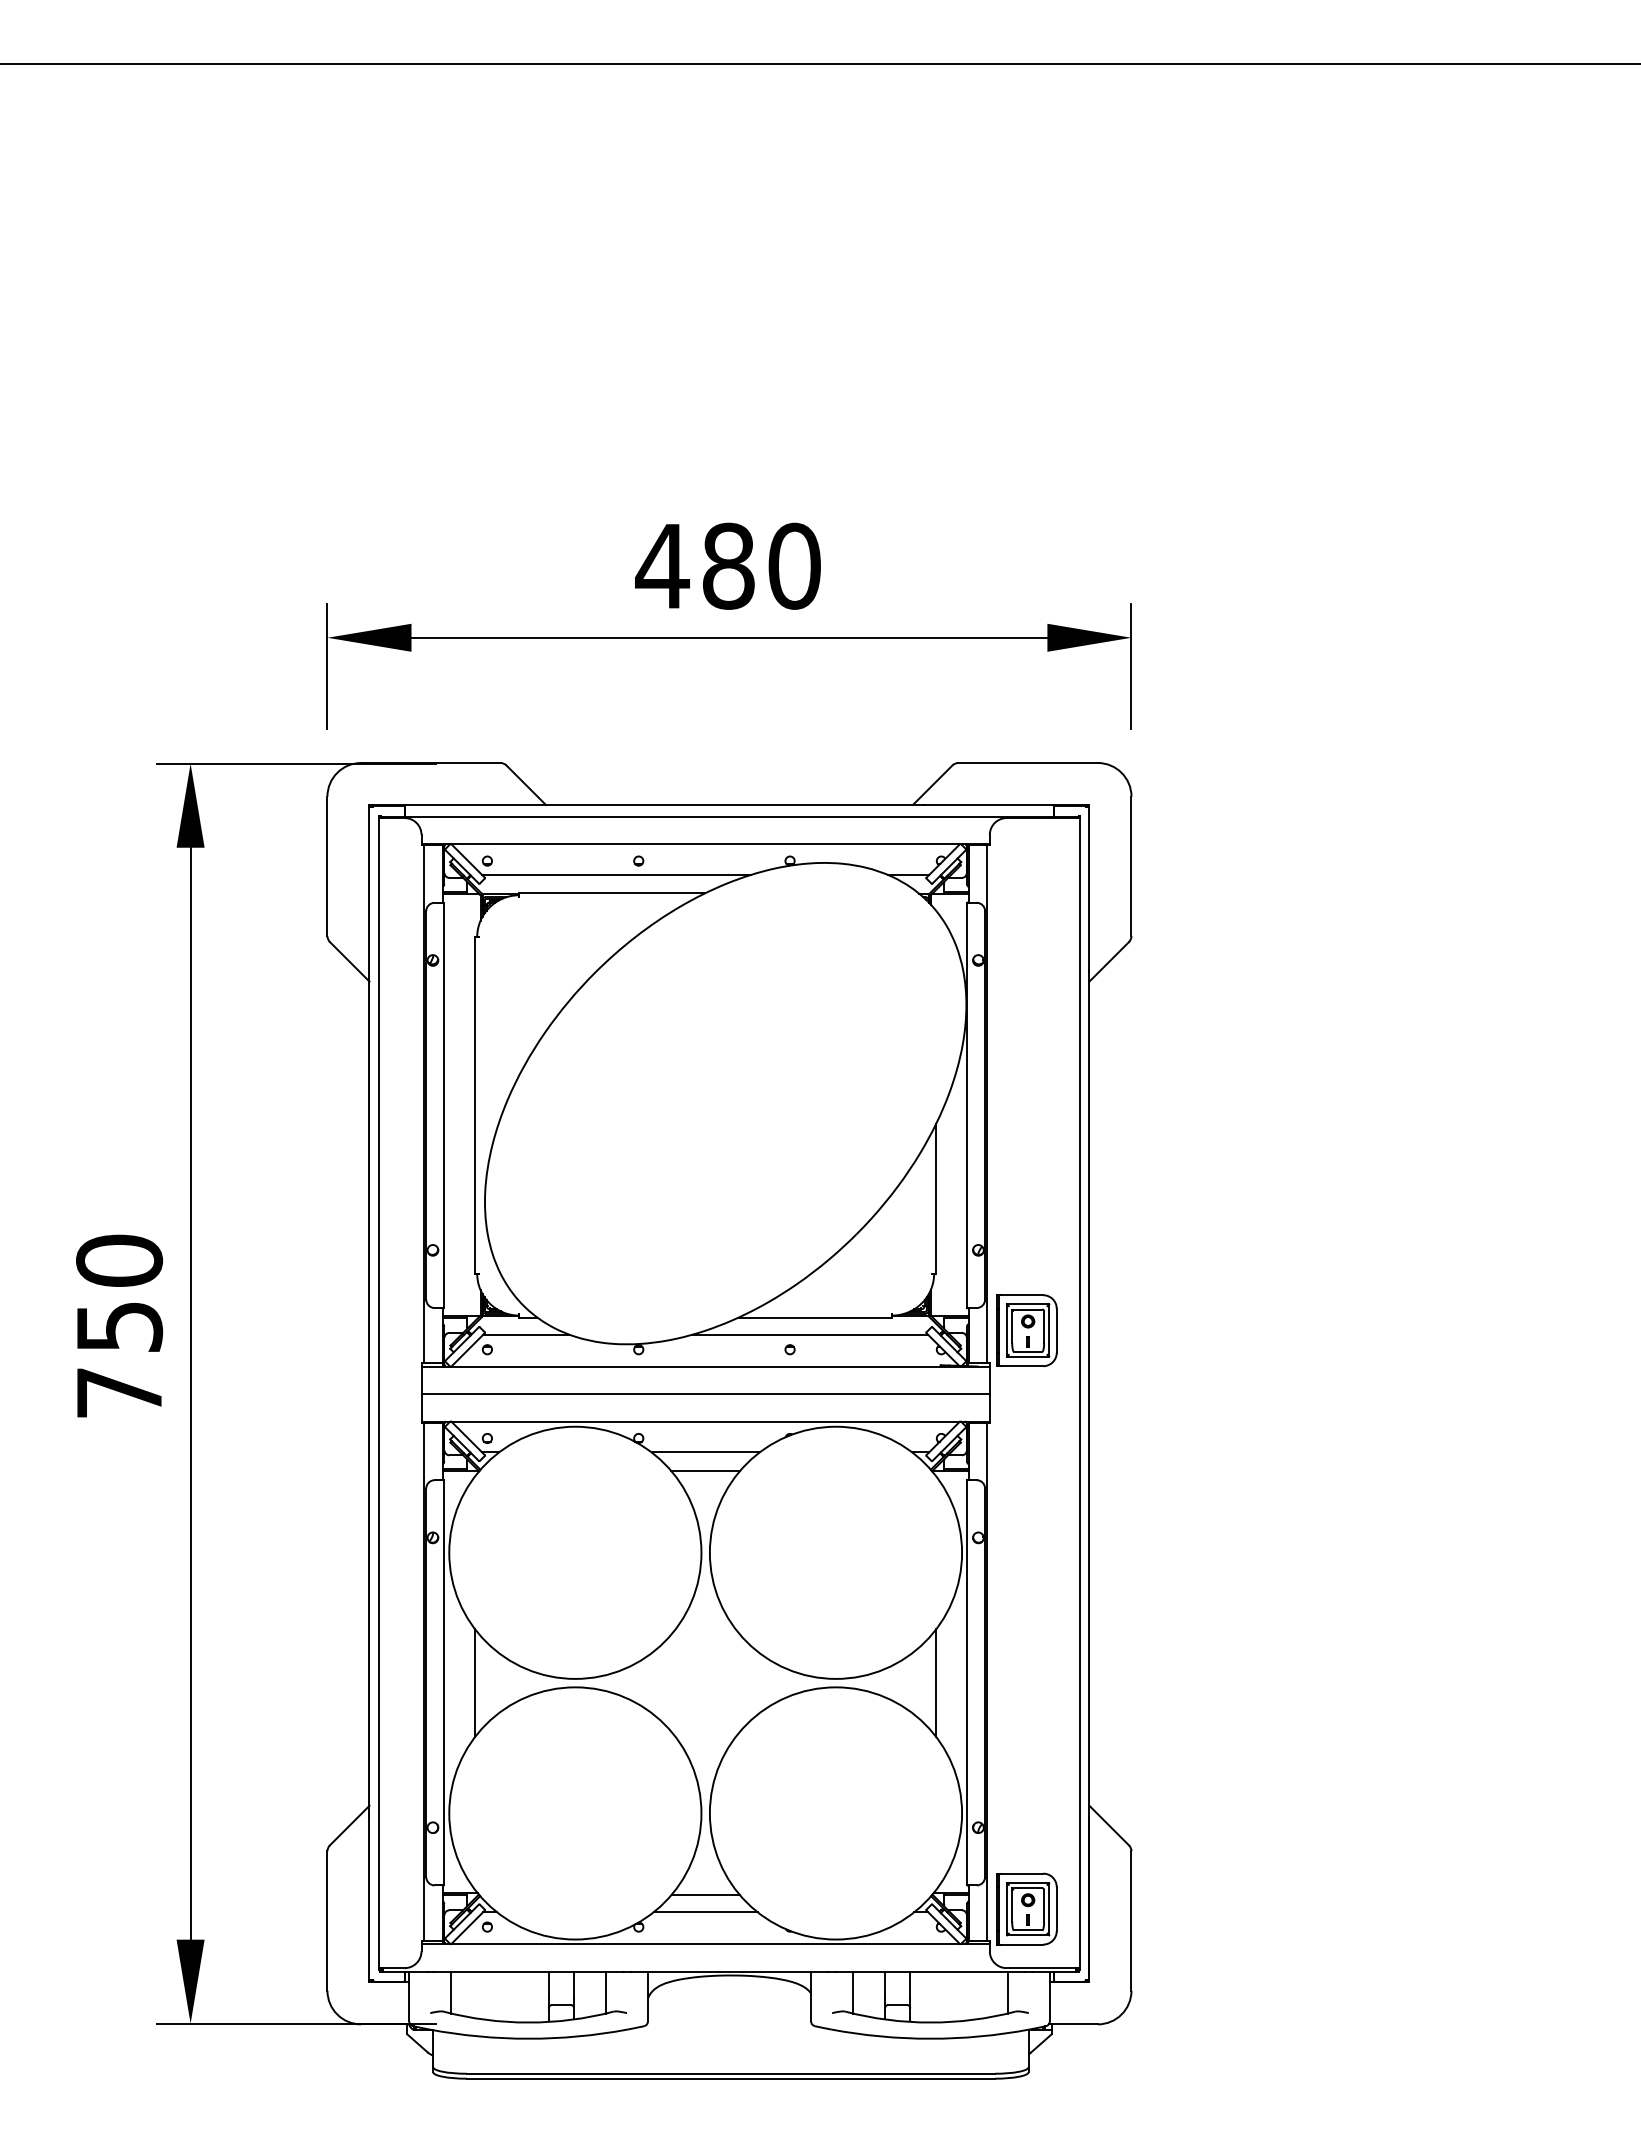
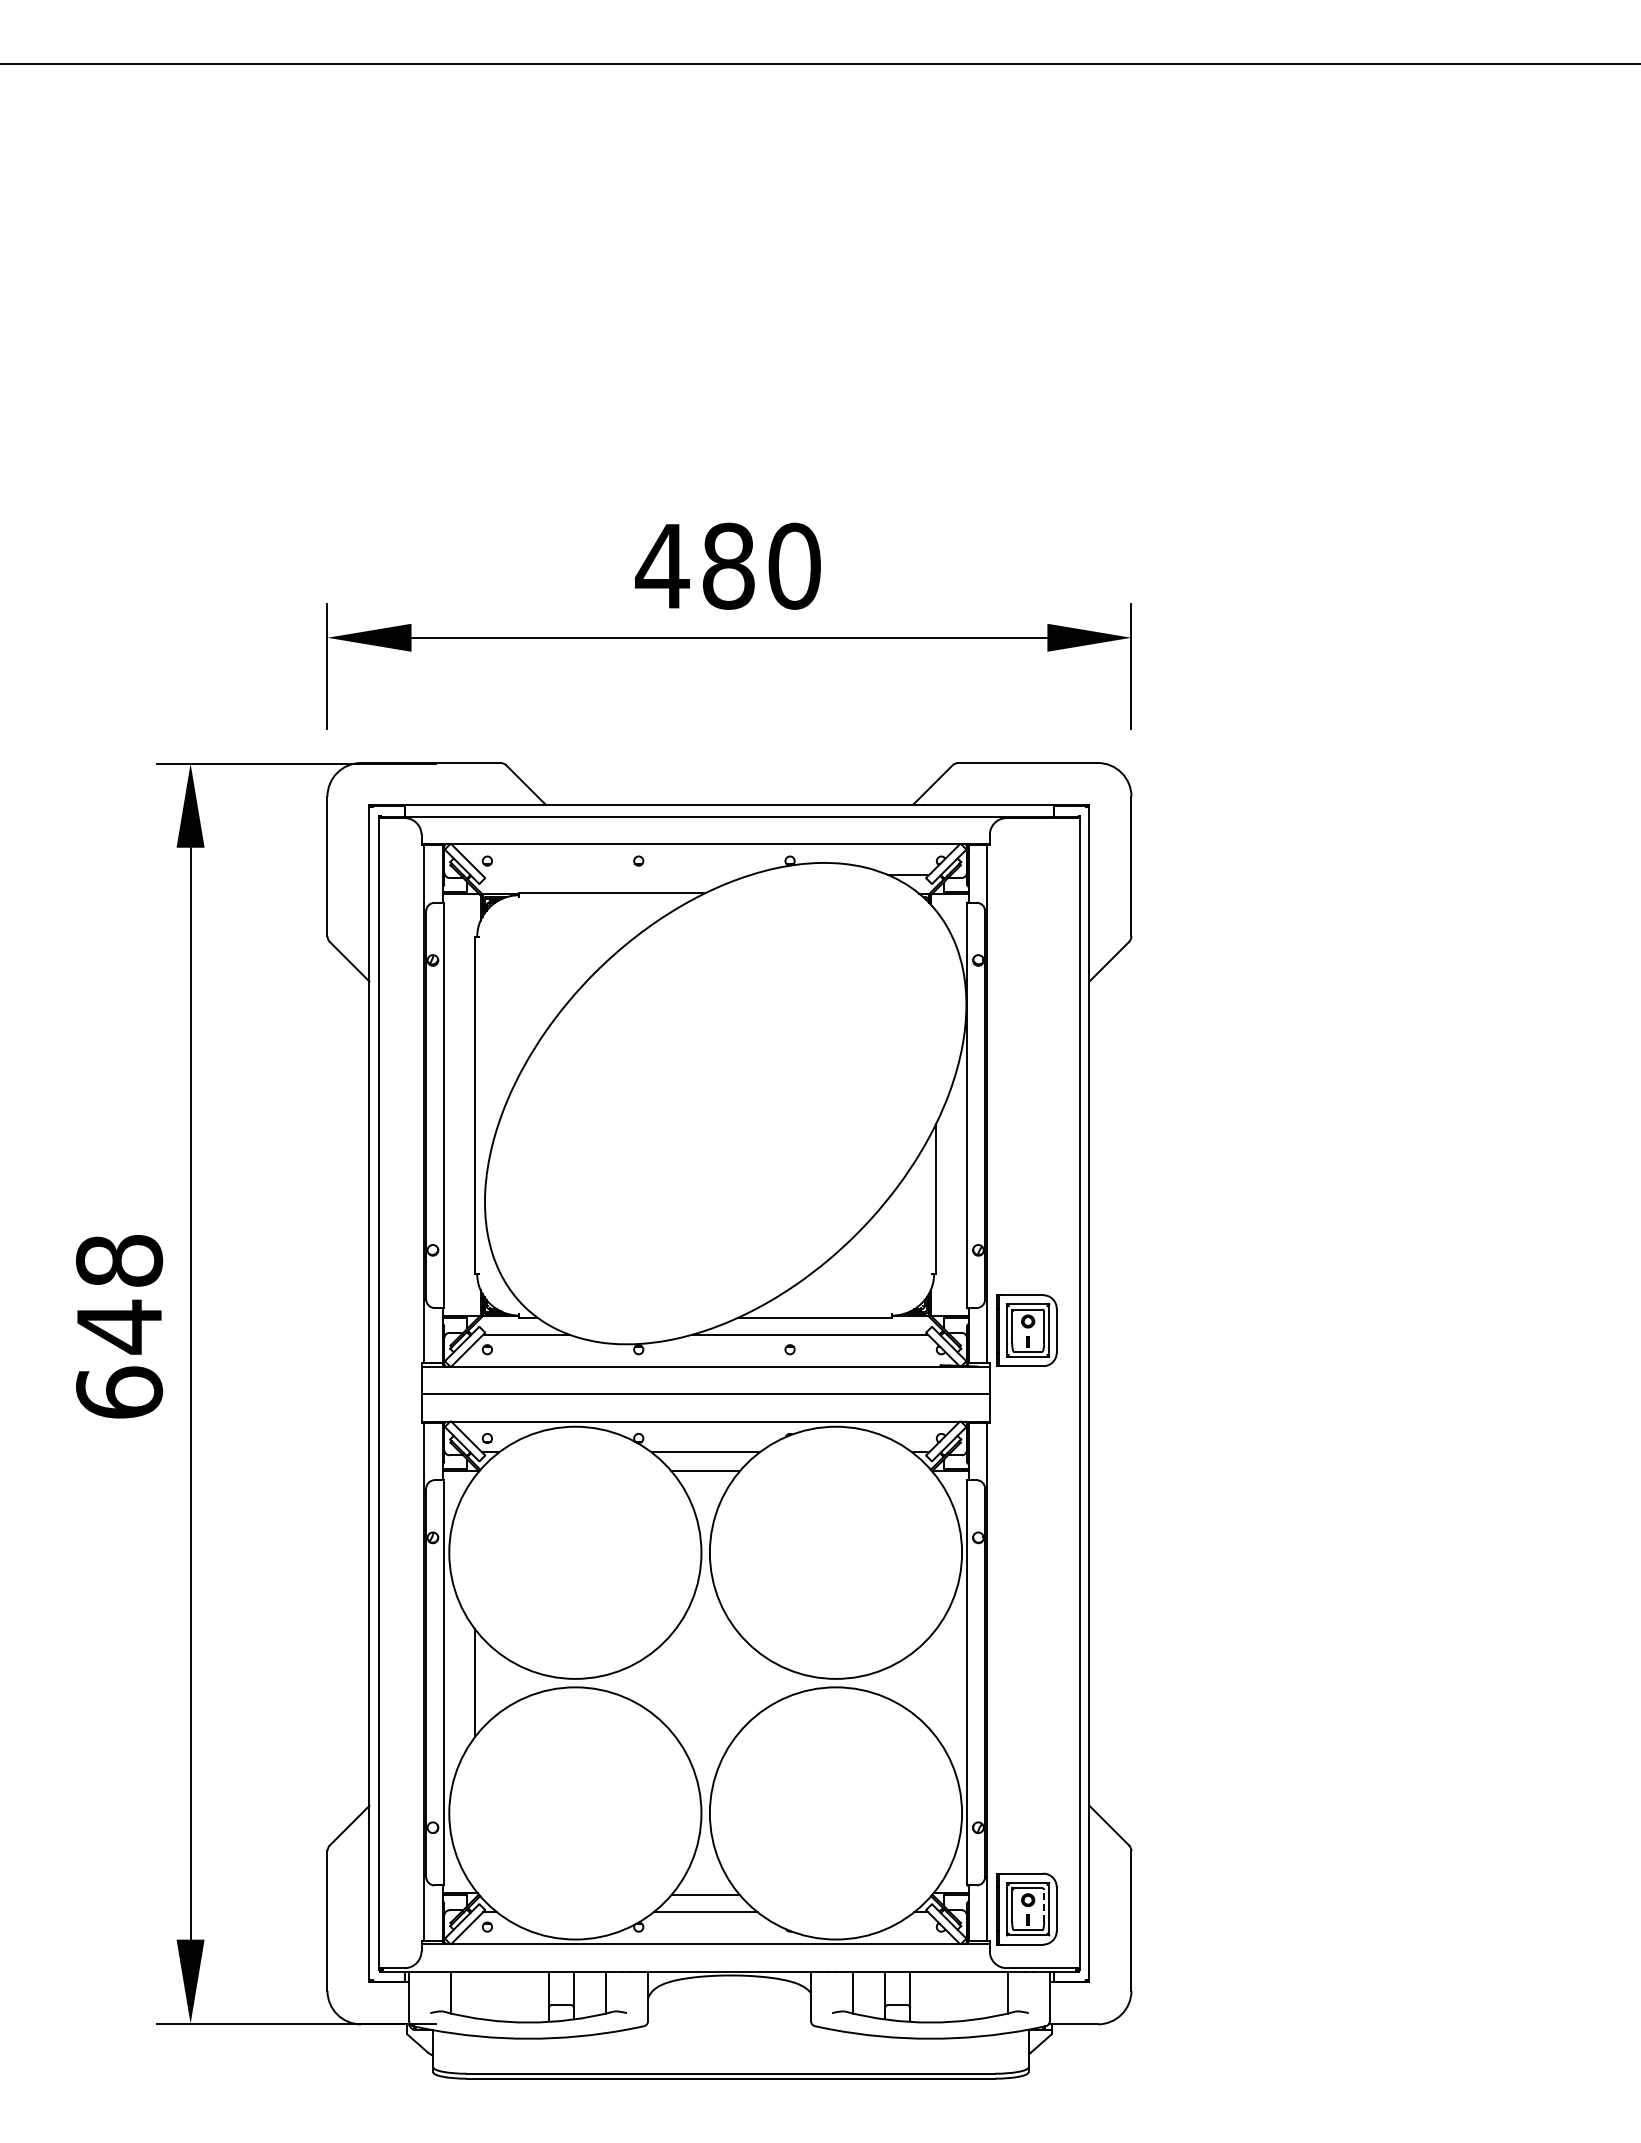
line: present -> none (616, 875)
text: 750 -> 648 (119, 1326)
line: present -> none (936, 1682)
line: solid -> dashed (1044, 1905)
